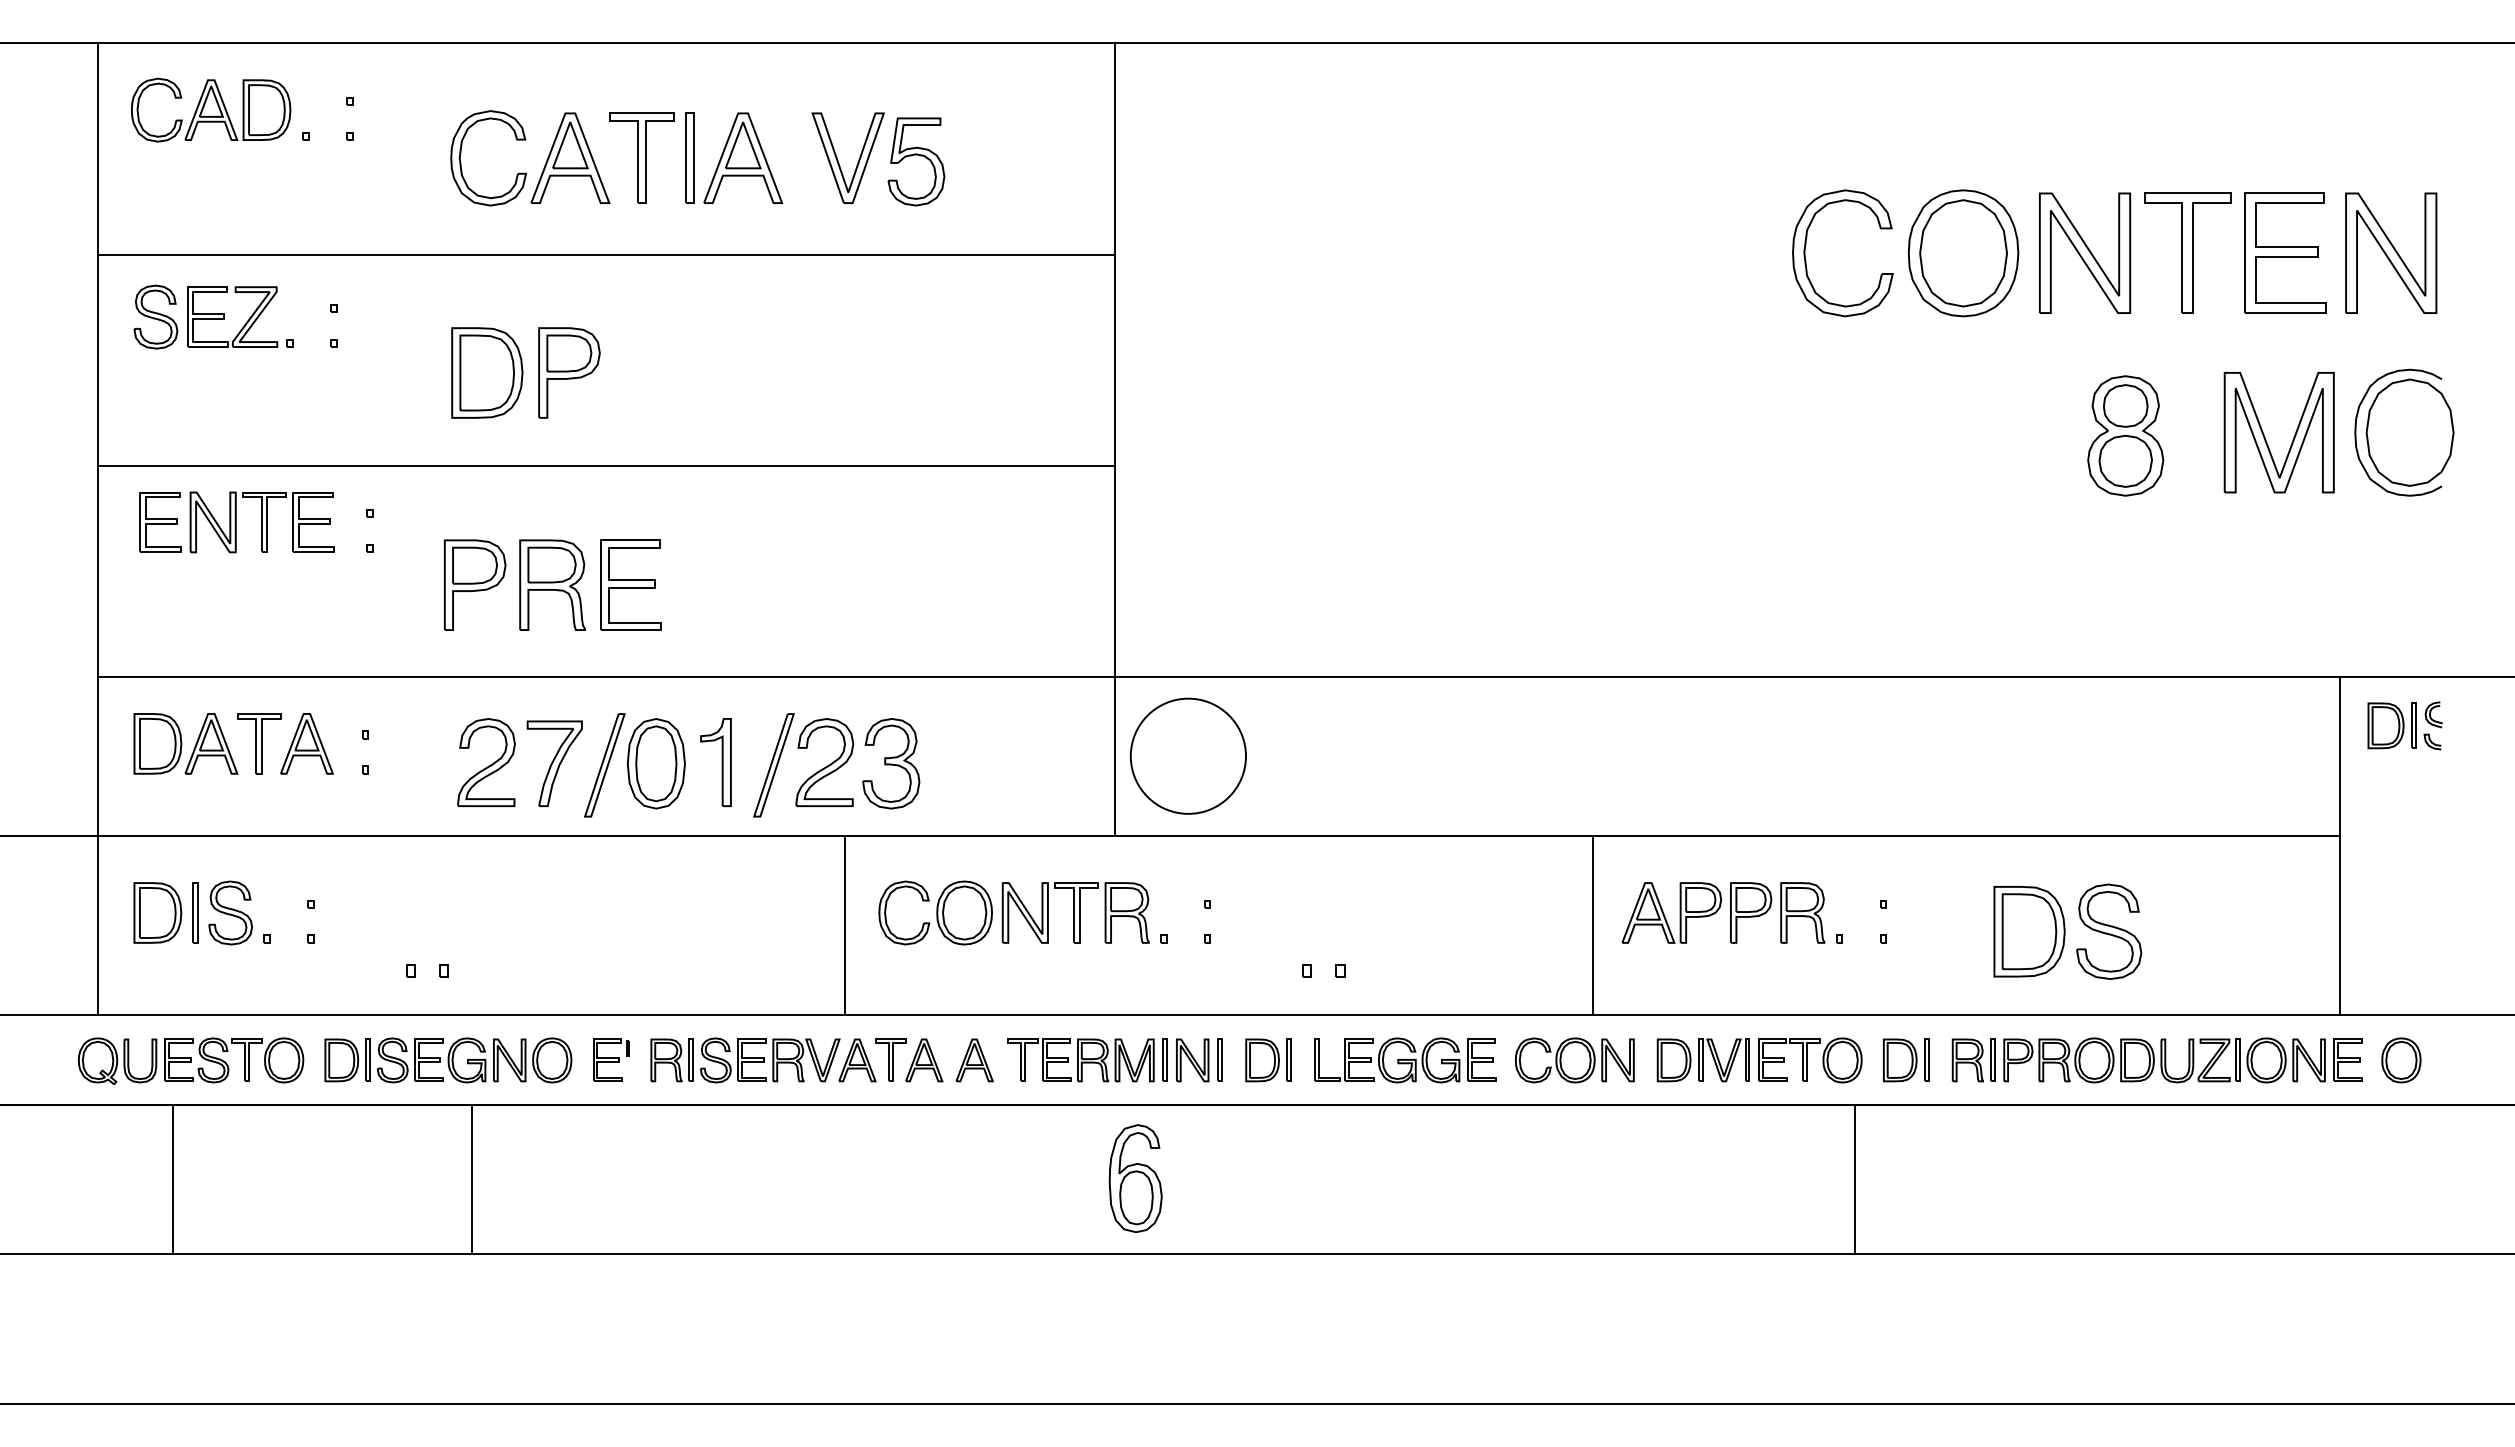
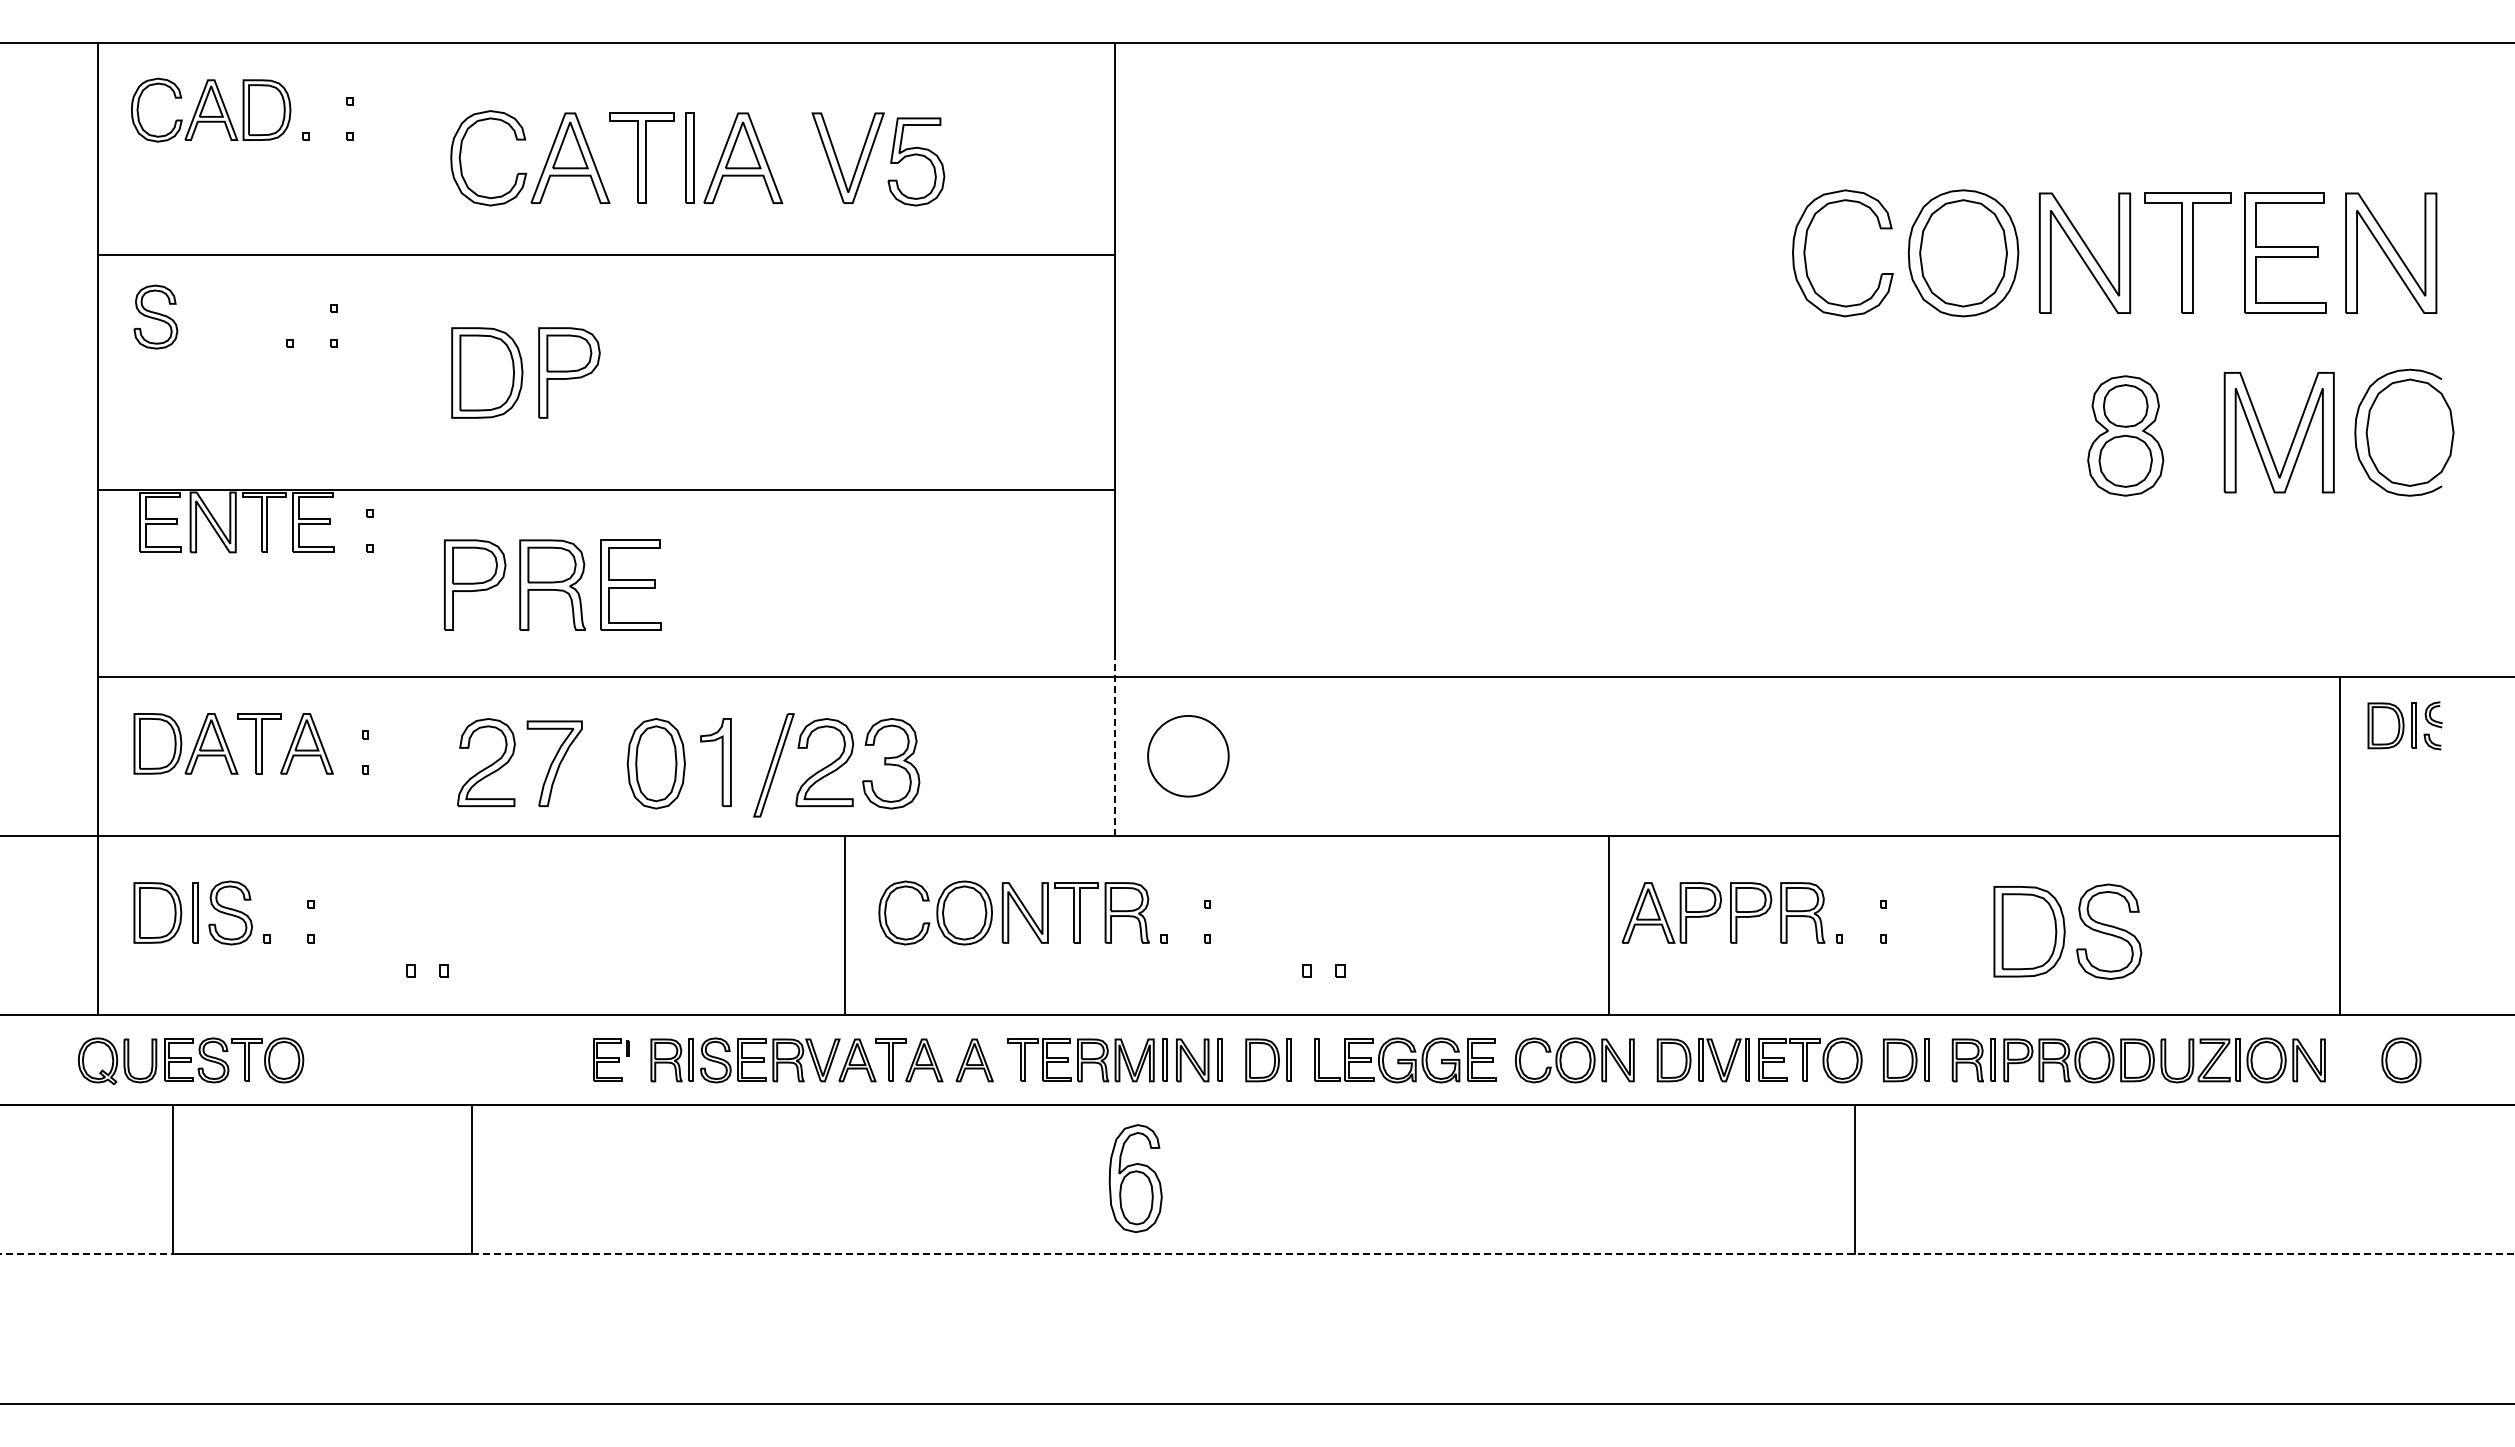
part: present -> none (224, 316)
line position: (605, 465) -> (605, 489) (605, 489)
line: solid -> dashed (1114, 744)
circle diameter: 115 px -> 81 px (1188, 755)
part: present -> none (604, 765)
line position: (1592, 925) -> (1608, 925) (1608, 925)
part: present -> none (2347, 1059)
part: present -> none (448, 1060)
line: solid -> dashed (86, 1254)
line: solid -> dashed (1493, 1254)
